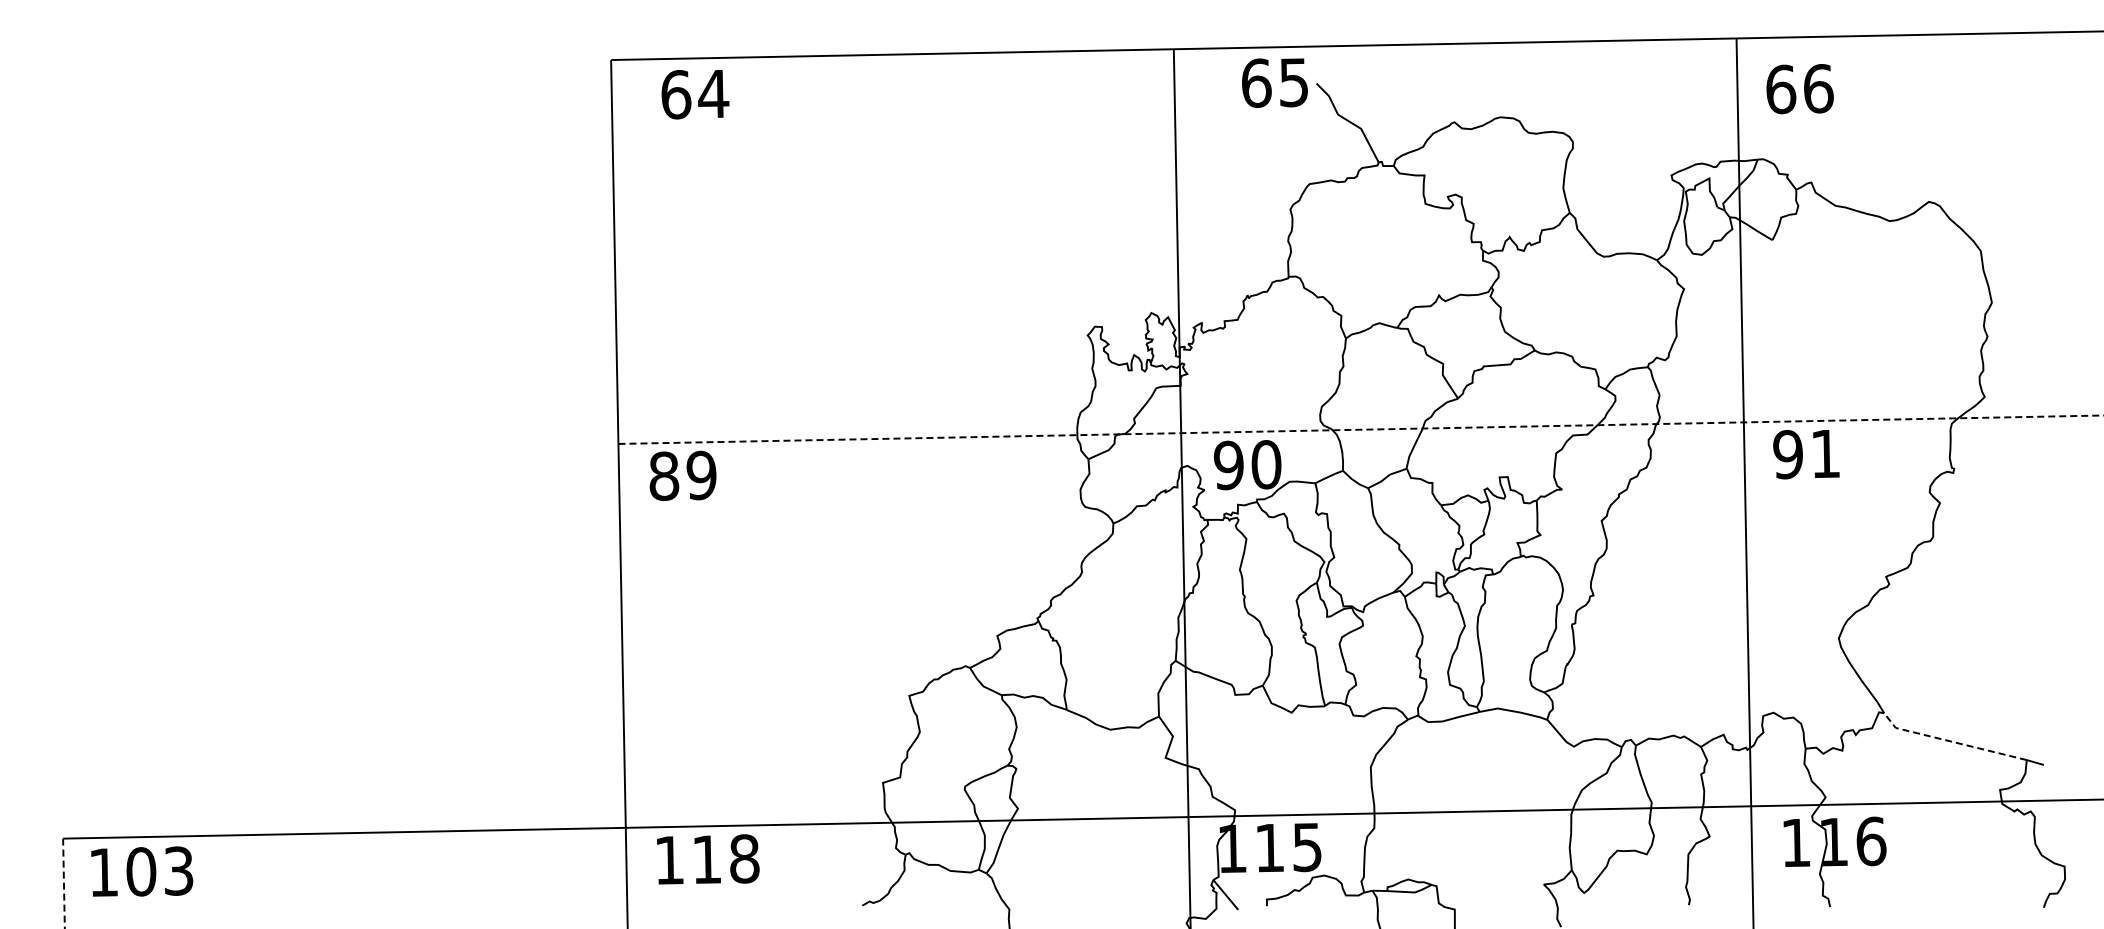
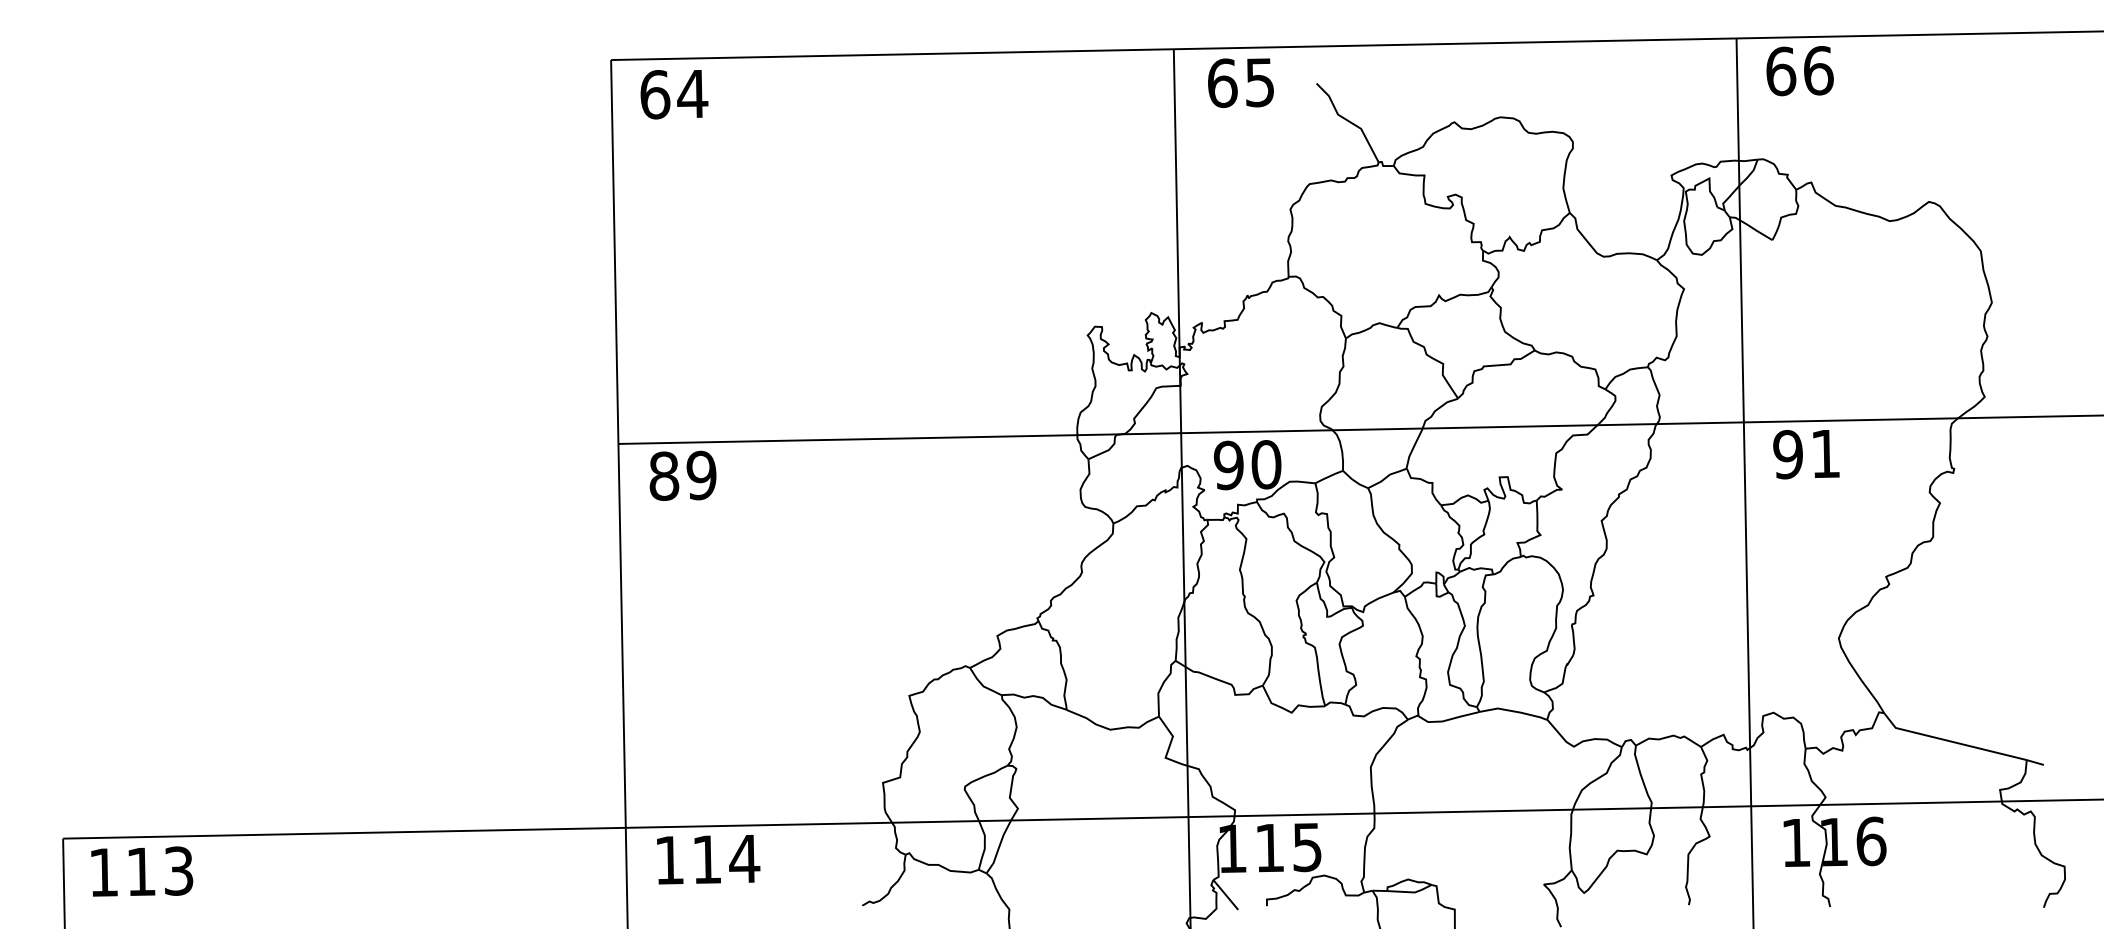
text position: (1274, 82) -> (1240, 82) (1240, 82)
text position: (1799, 89) -> (1799, 71) (1799, 71)
text position: (695, 94) -> (674, 94) (674, 94)
line: dashed -> solid (1361, 429)
line: dashed -> solid (1951, 741)
text: 118 -> 114 (744, 858)
text: 103 -> 113 (141, 871)
line: dashed -> solid (63, 883)
